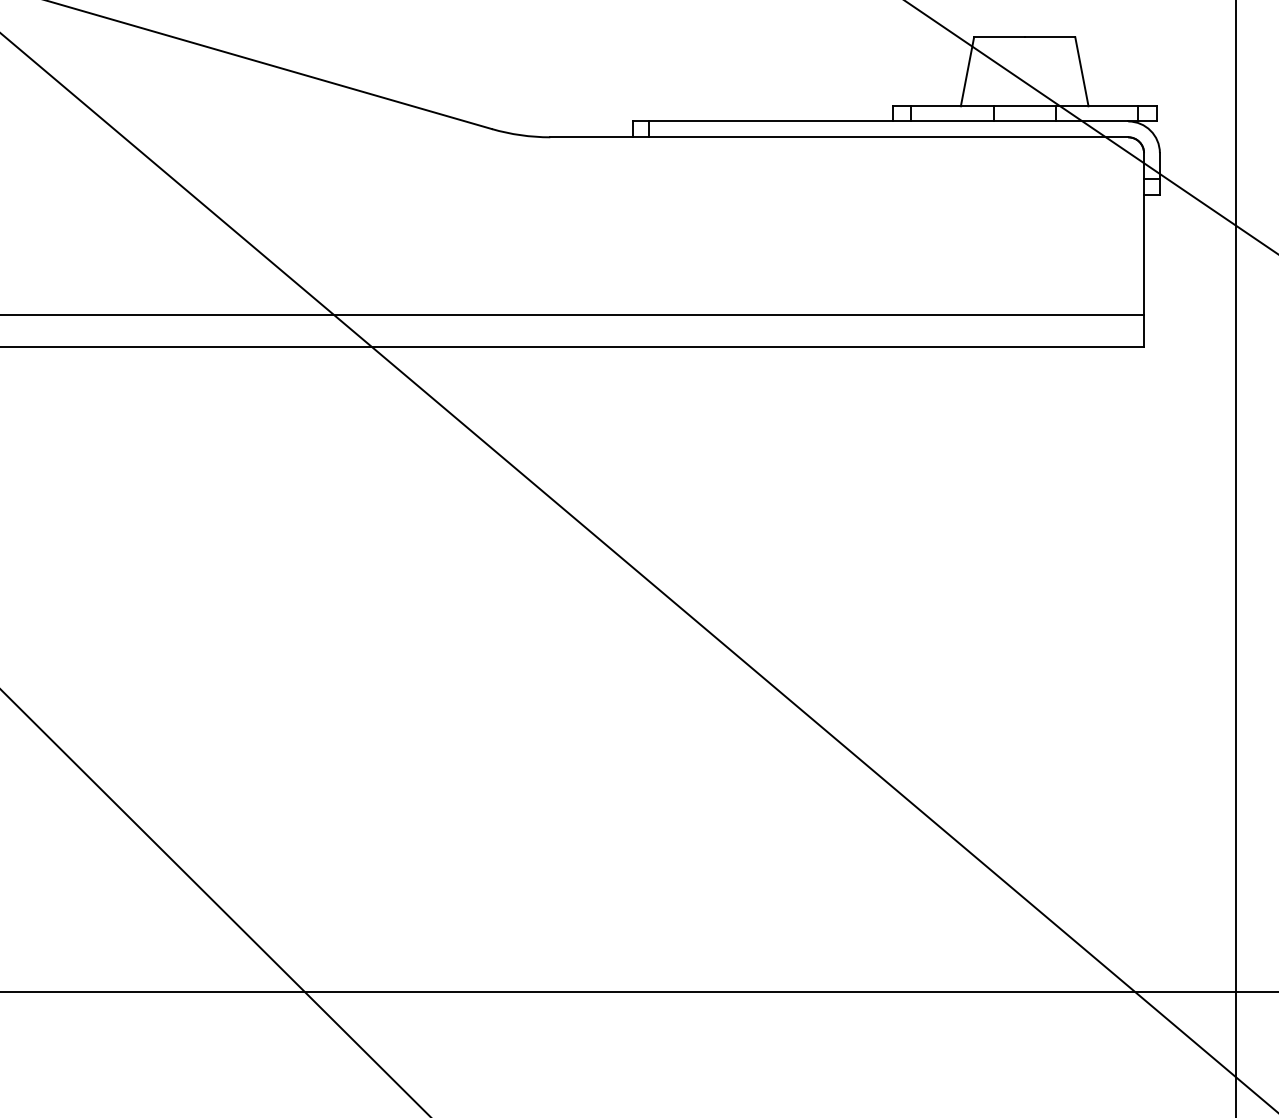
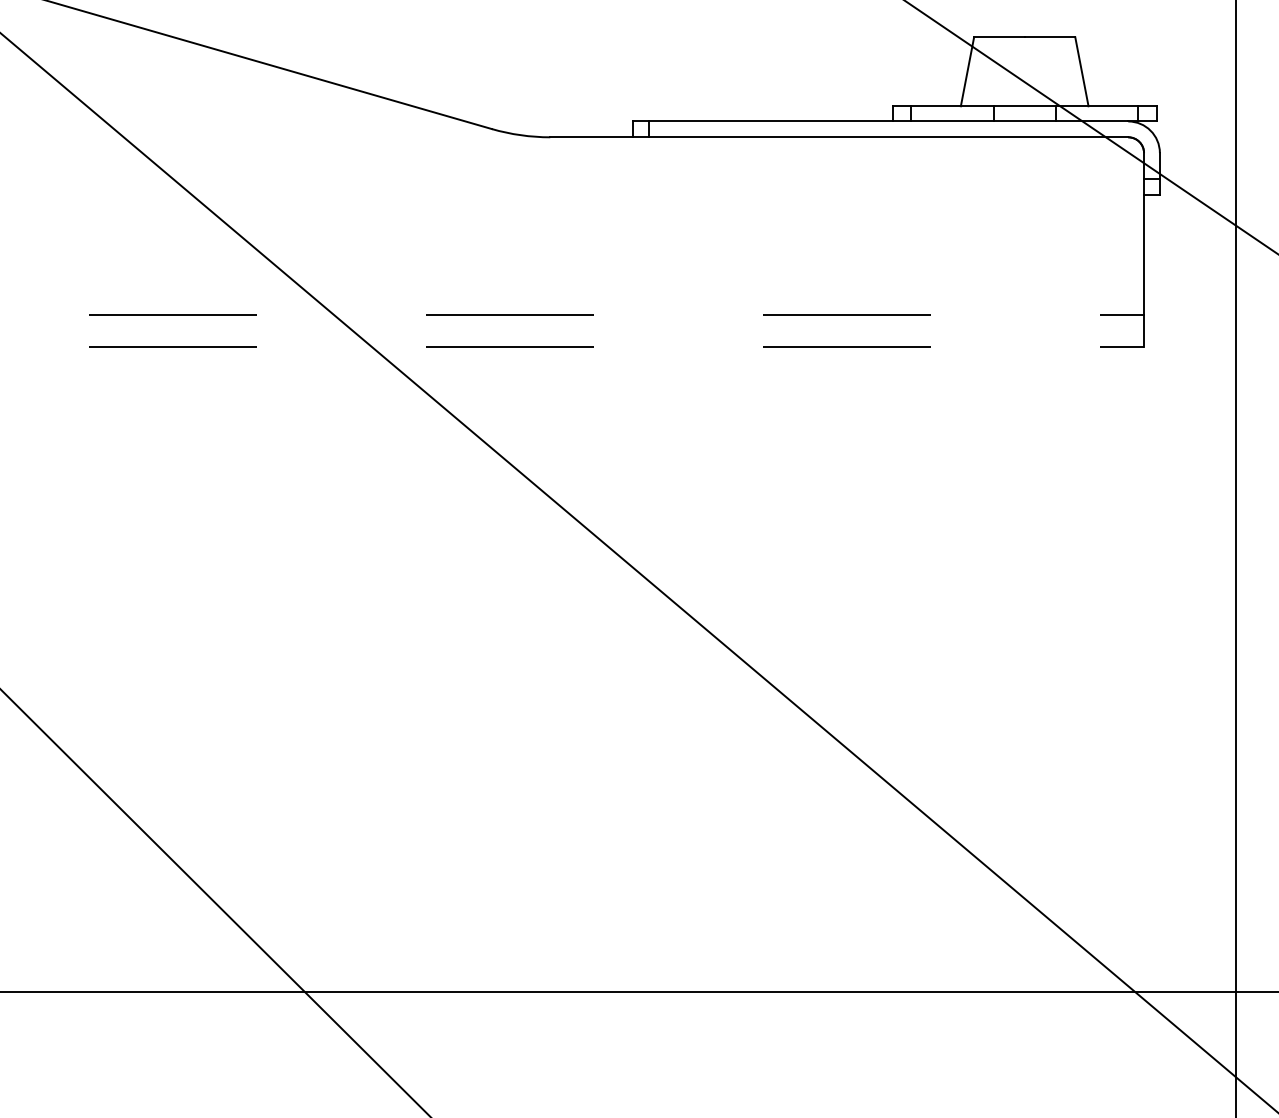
line: solid -> dashed (572, 315)
line: solid -> dashed (572, 346)
